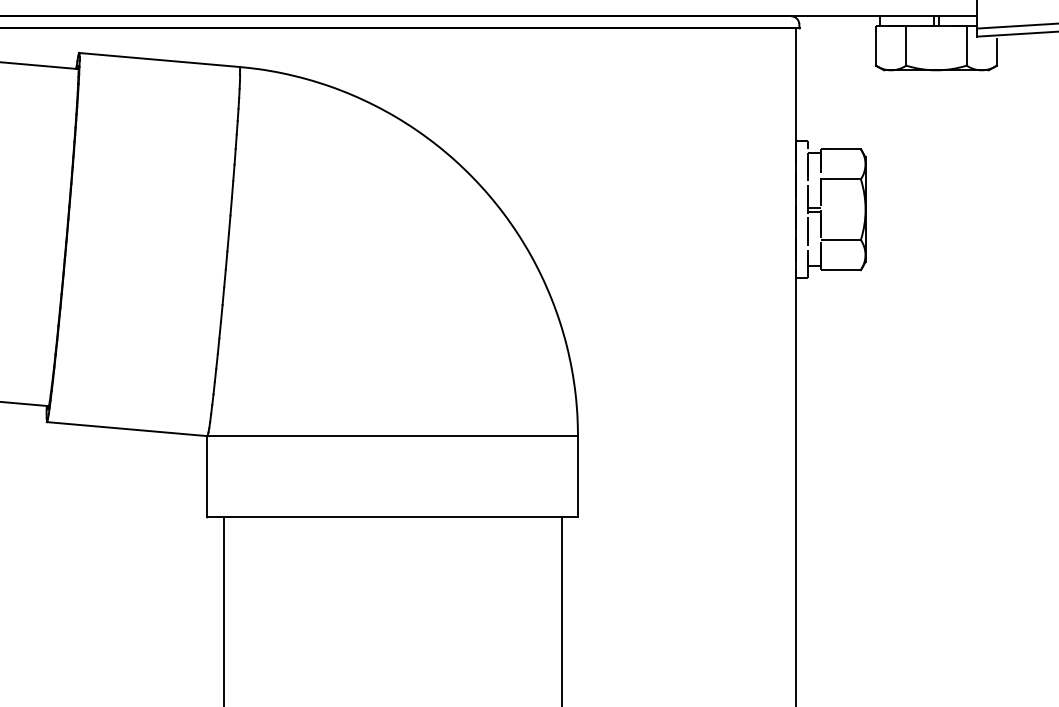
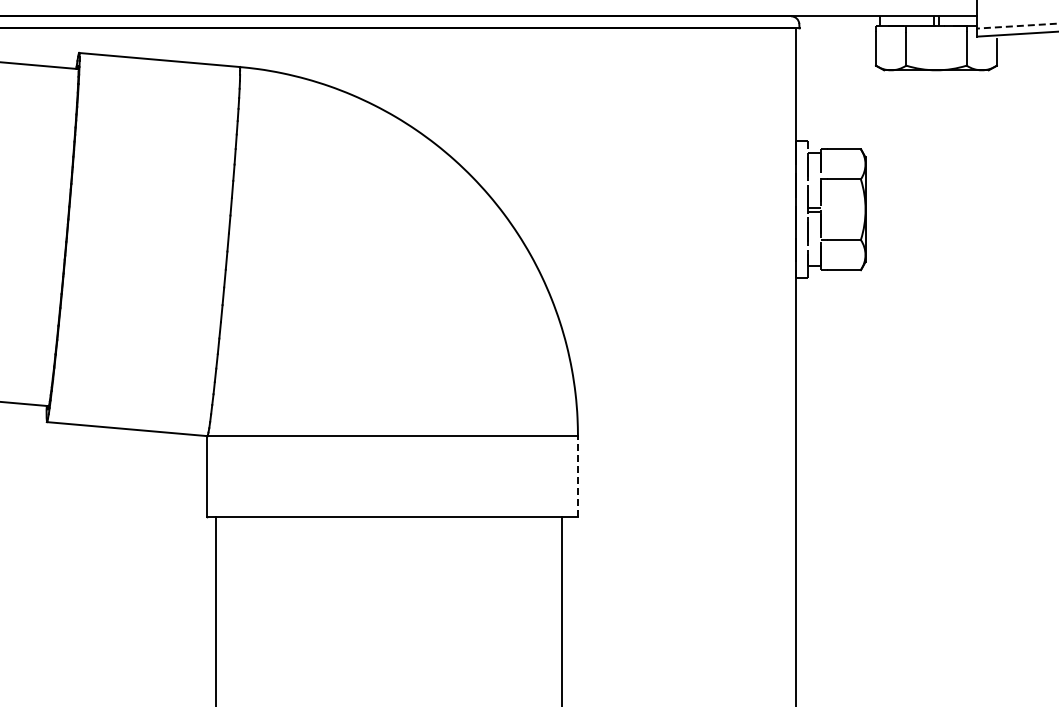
line: solid -> dashed (1017, 26)
line: solid -> dashed (577, 475)
line position: (223, 609) -> (215, 609) (215, 609)
